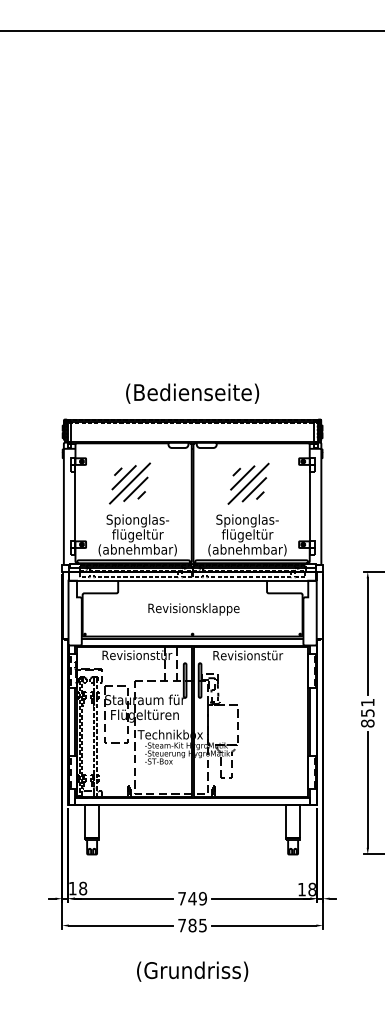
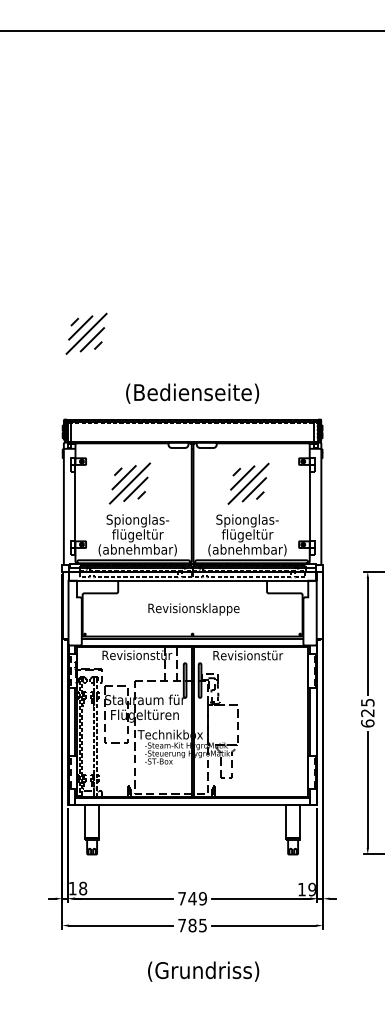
part: none -> present (86, 333)
text: 851 -> 625 (367, 713)
text: 18 -> 19 (311, 889)
text position: (192, 971) -> (203, 971) (203, 971)
